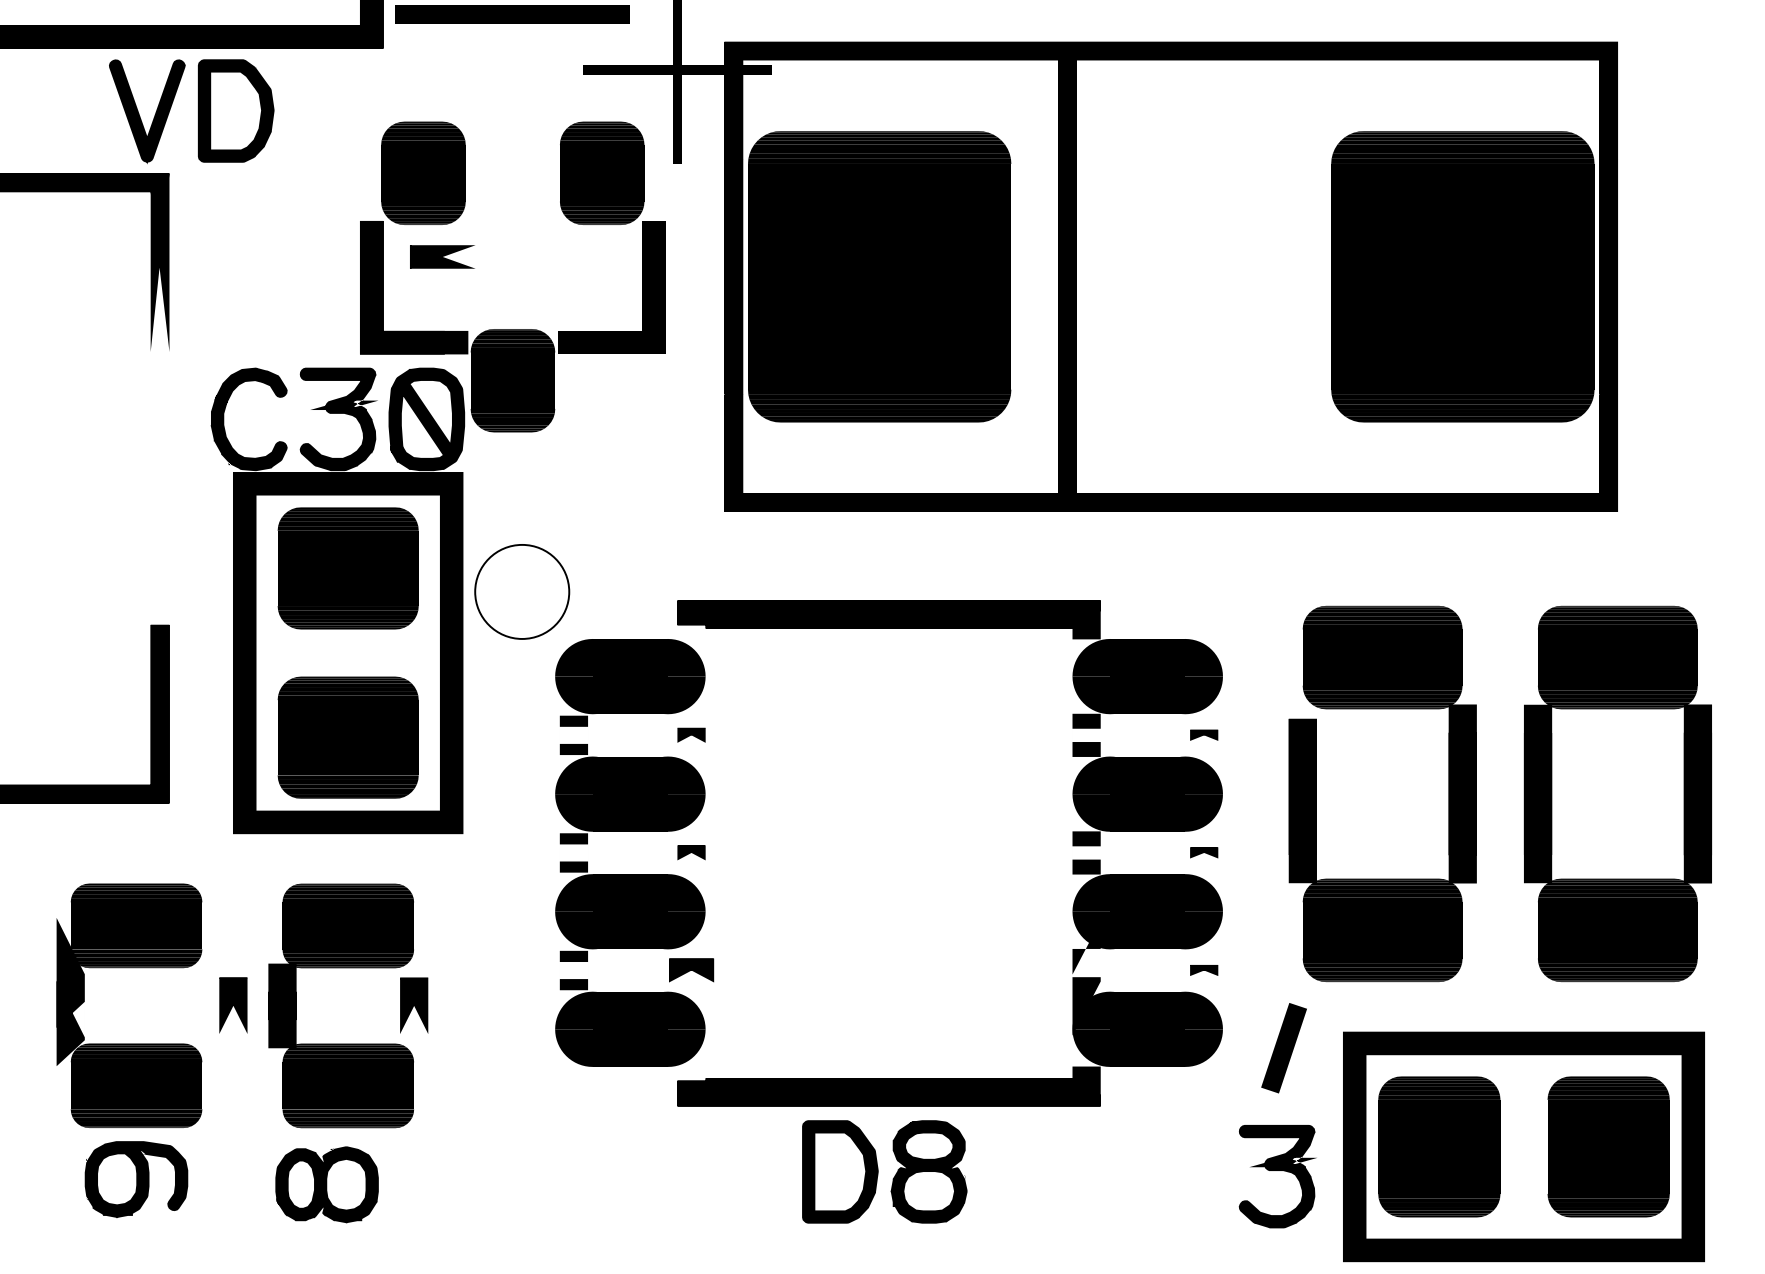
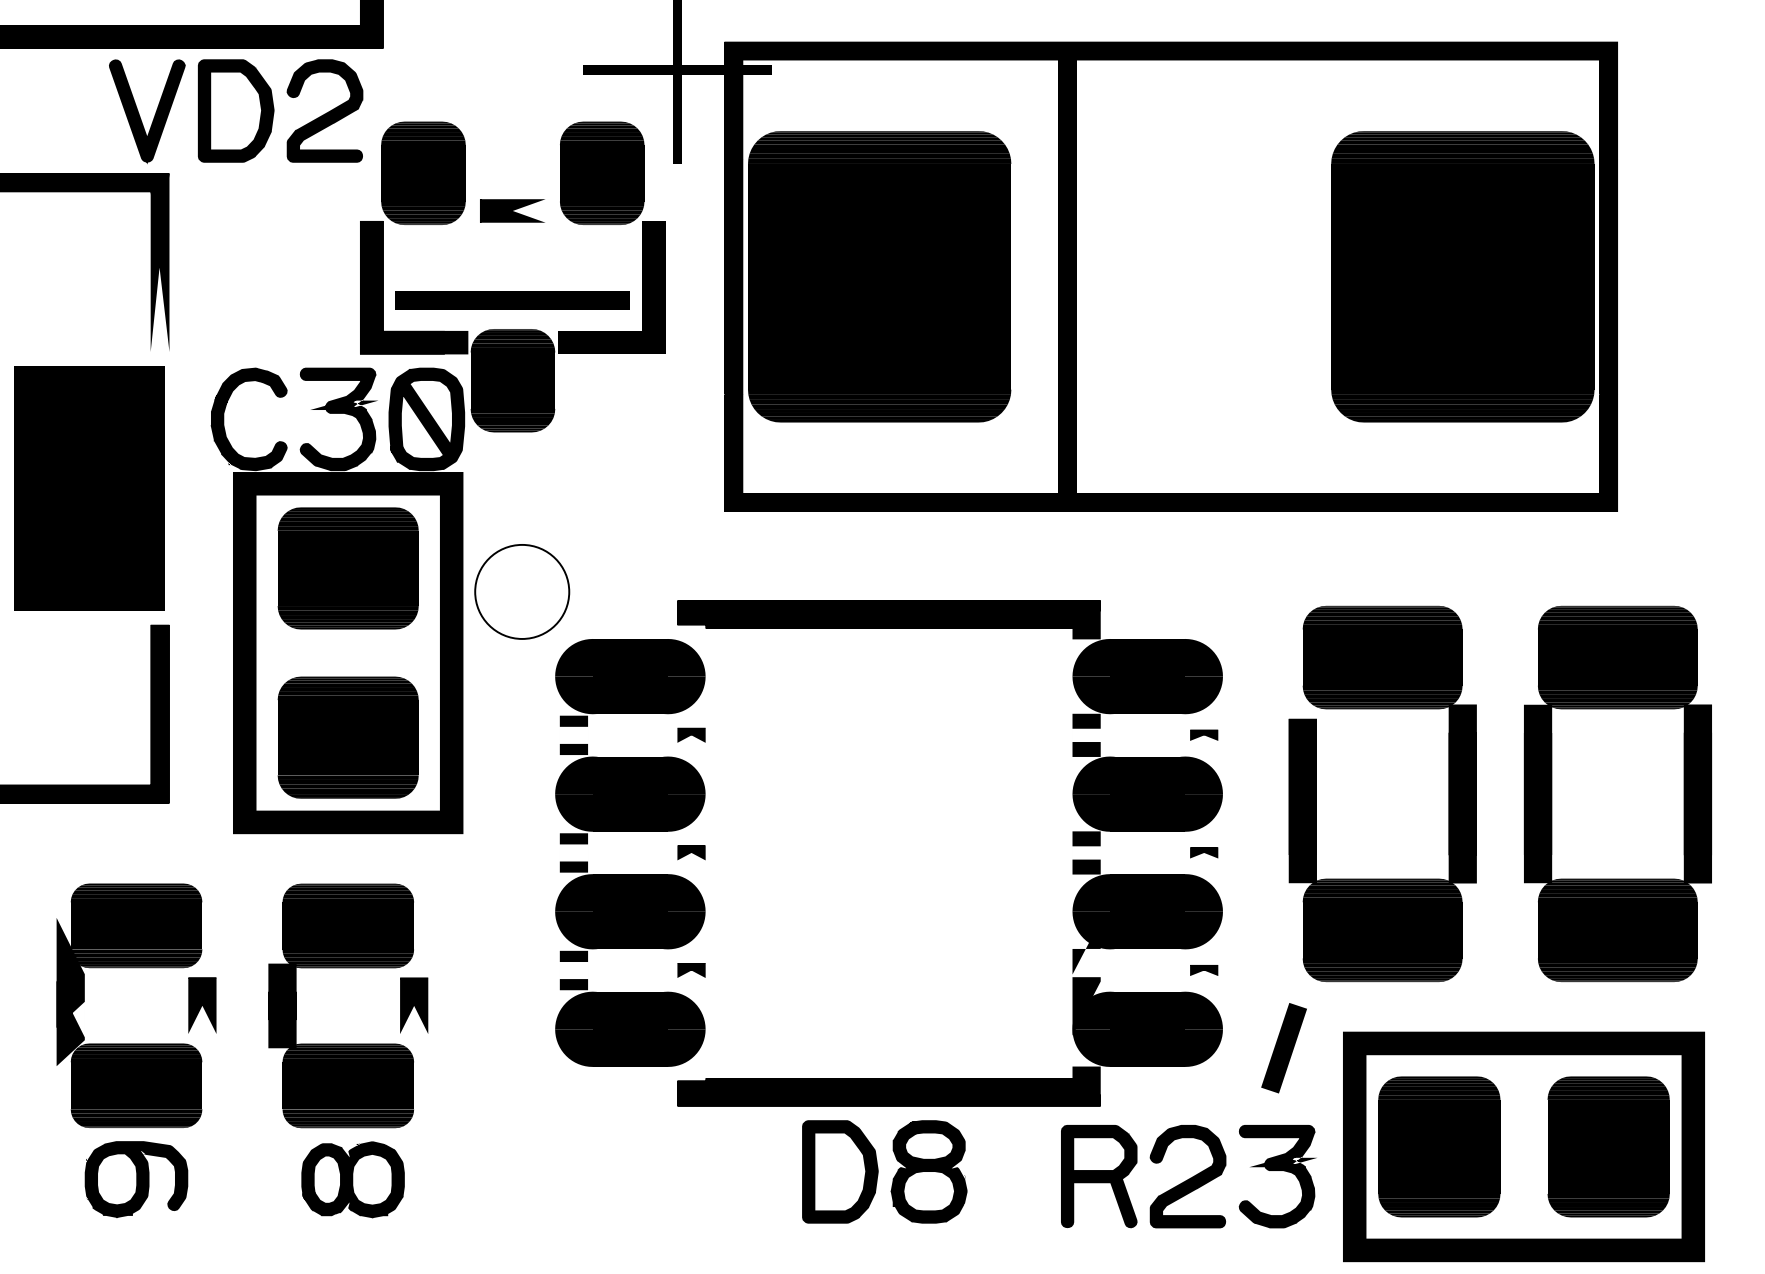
line position: (512, 14) -> (512, 300) (512, 300)
part: none -> present (324, 110)
part position: (442, 256) -> (512, 210) (512, 210)
part: none -> present (89, 488)
part size: 46x25 px -> 29x15 px (691, 970)
part position: (233, 1005) -> (202, 1005) (202, 1005)
part: none -> present (1099, 1176)
part: none -> present (1187, 1176)
part position: (326, 1184) -> (352, 1179) (352, 1179)
